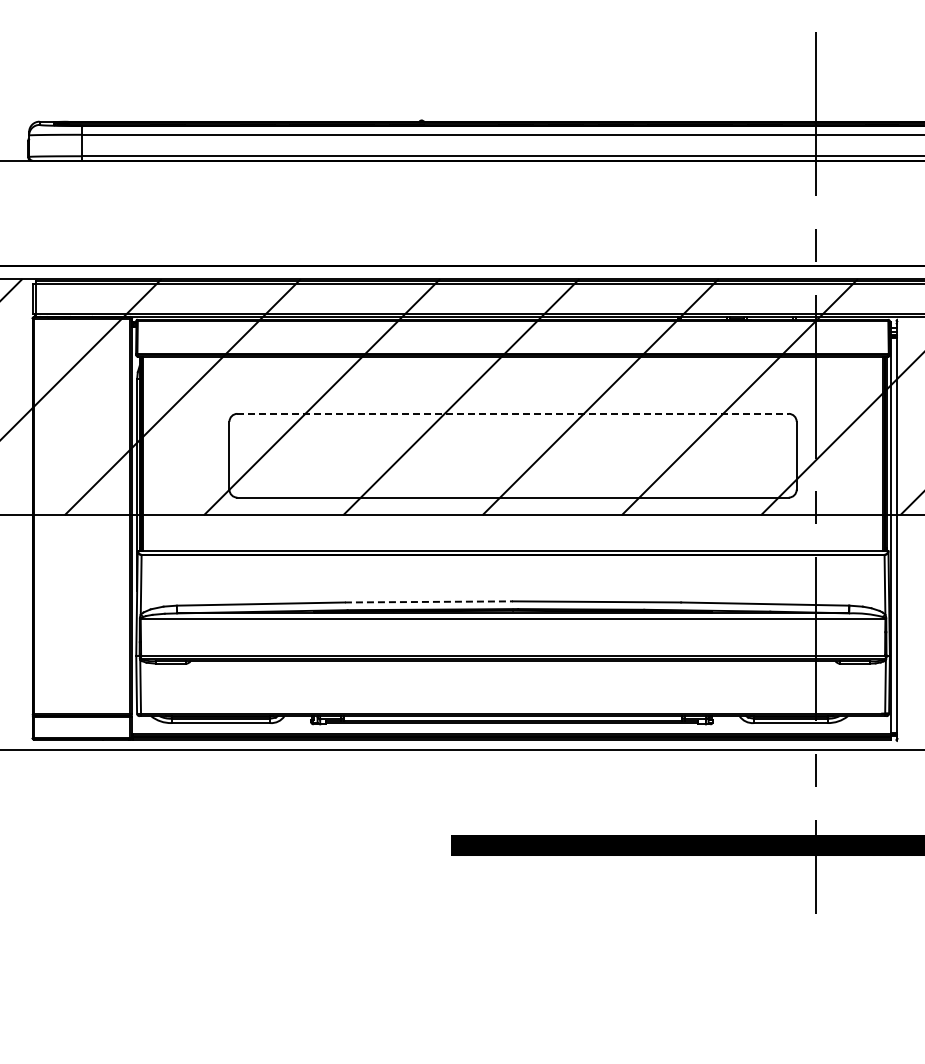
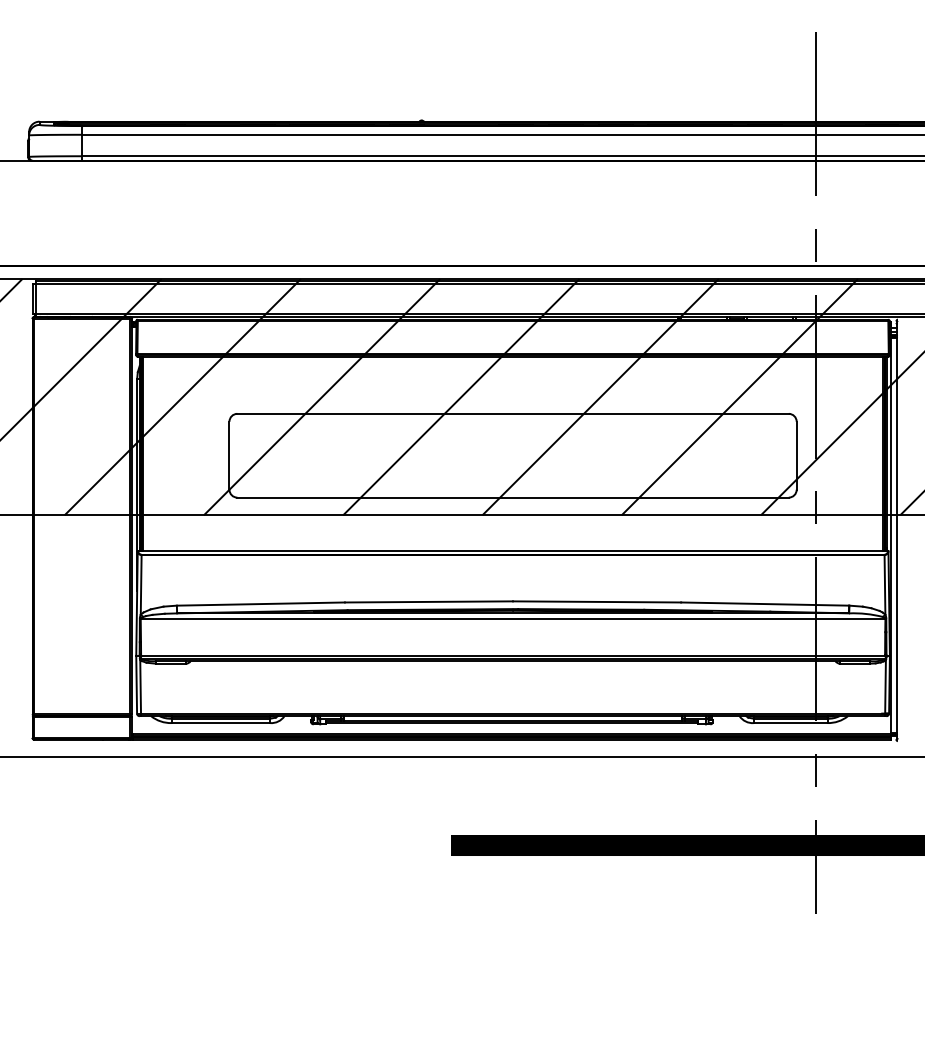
line: dashed -> solid (513, 413)
line: dashed -> solid (429, 601)
line position: (461, 749) -> (461, 756) (461, 756)
